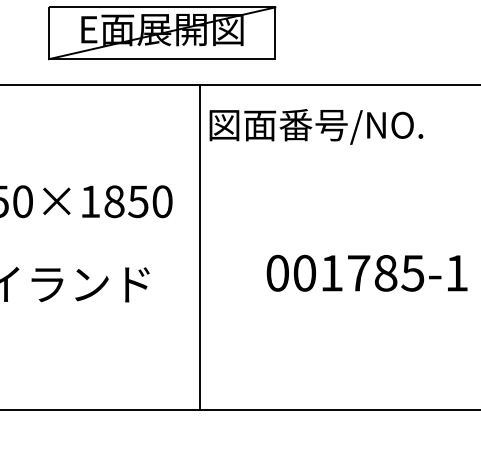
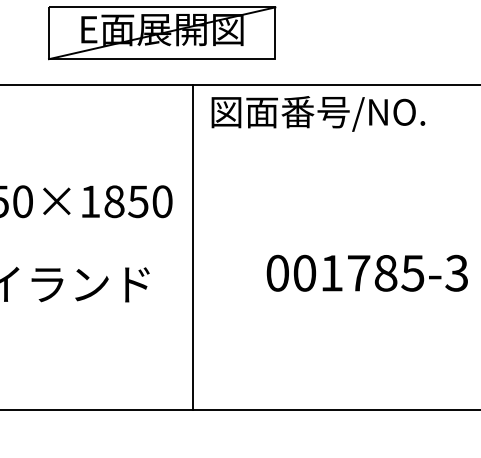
text position: (316, 126) -> (318, 113) (318, 113)
line position: (199, 247) -> (192, 247) (192, 247)
text: 001785-1 -> 001785-3 (456, 272)
